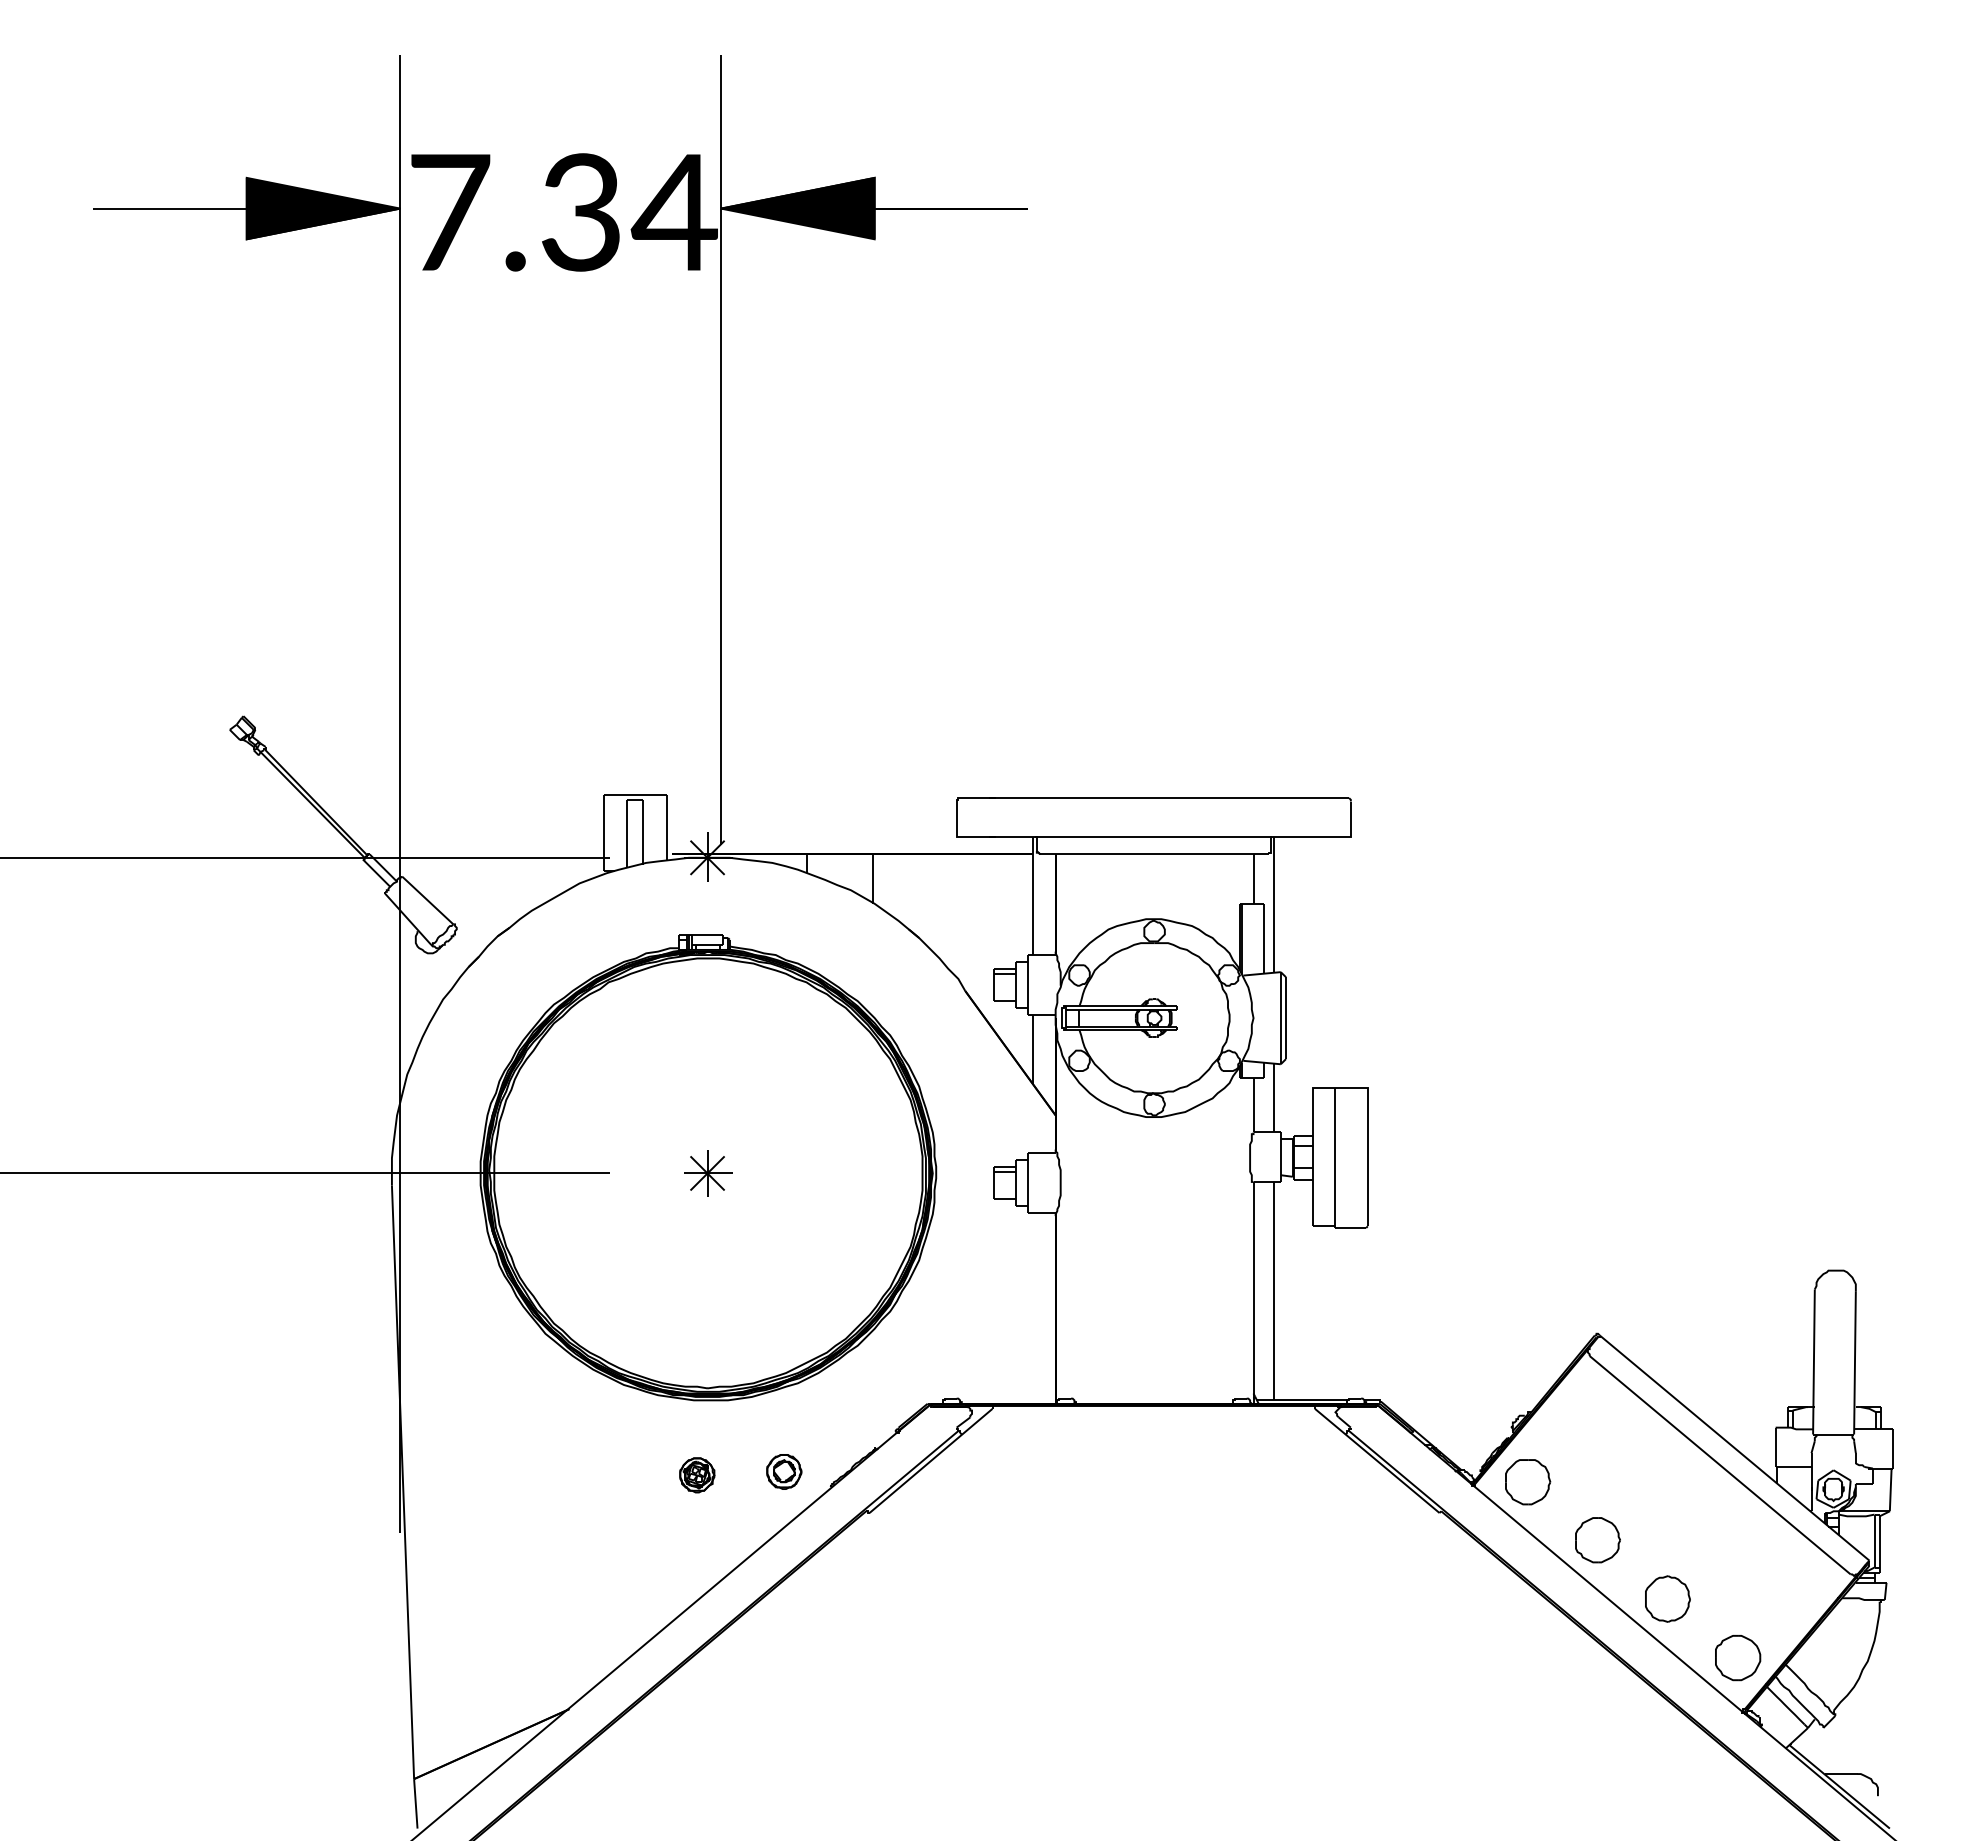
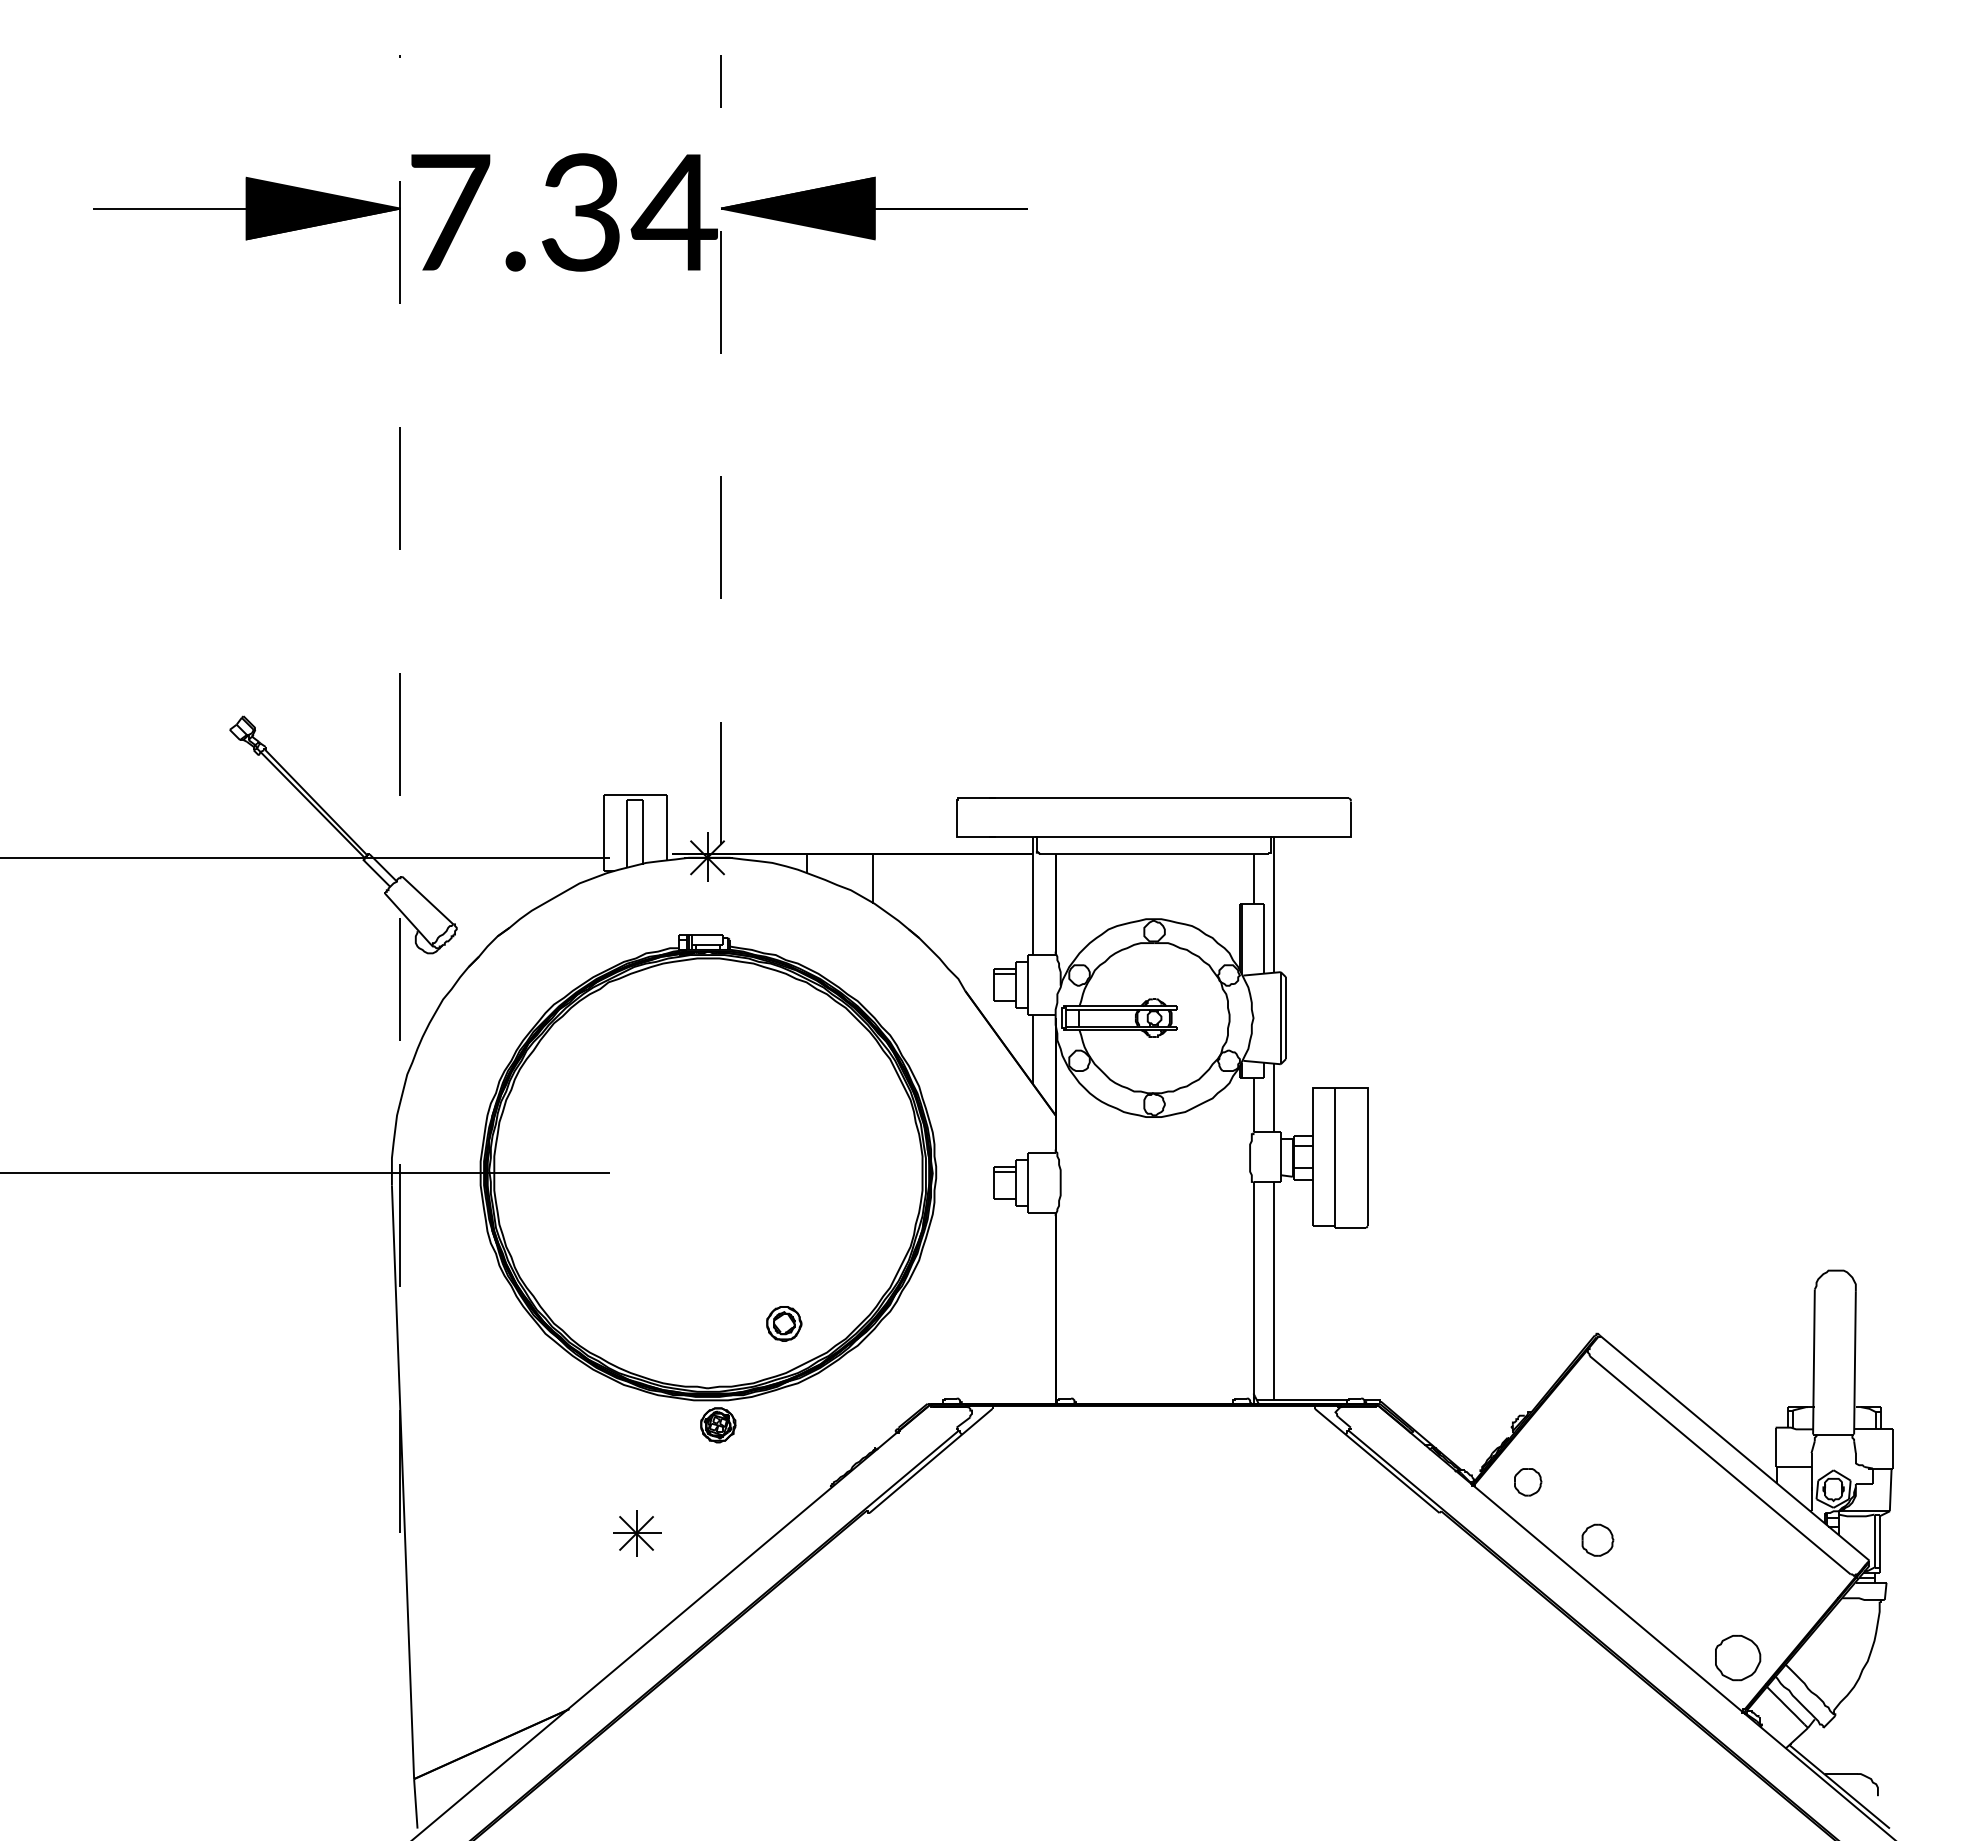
line: solid -> dashed (721, 450)
line: solid -> dashed (400, 793)
part position: (708, 1173) -> (637, 1533) (637, 1533)
part position: (784, 1471) -> (784, 1323) (784, 1323)
part position: (697, 1475) -> (718, 1425) (718, 1425)
part size: 47x47 px -> 29x29 px (1528, 1482)
part size: 46x47 px -> 34x34 px (1597, 1539)
part: present -> none (1667, 1598)
